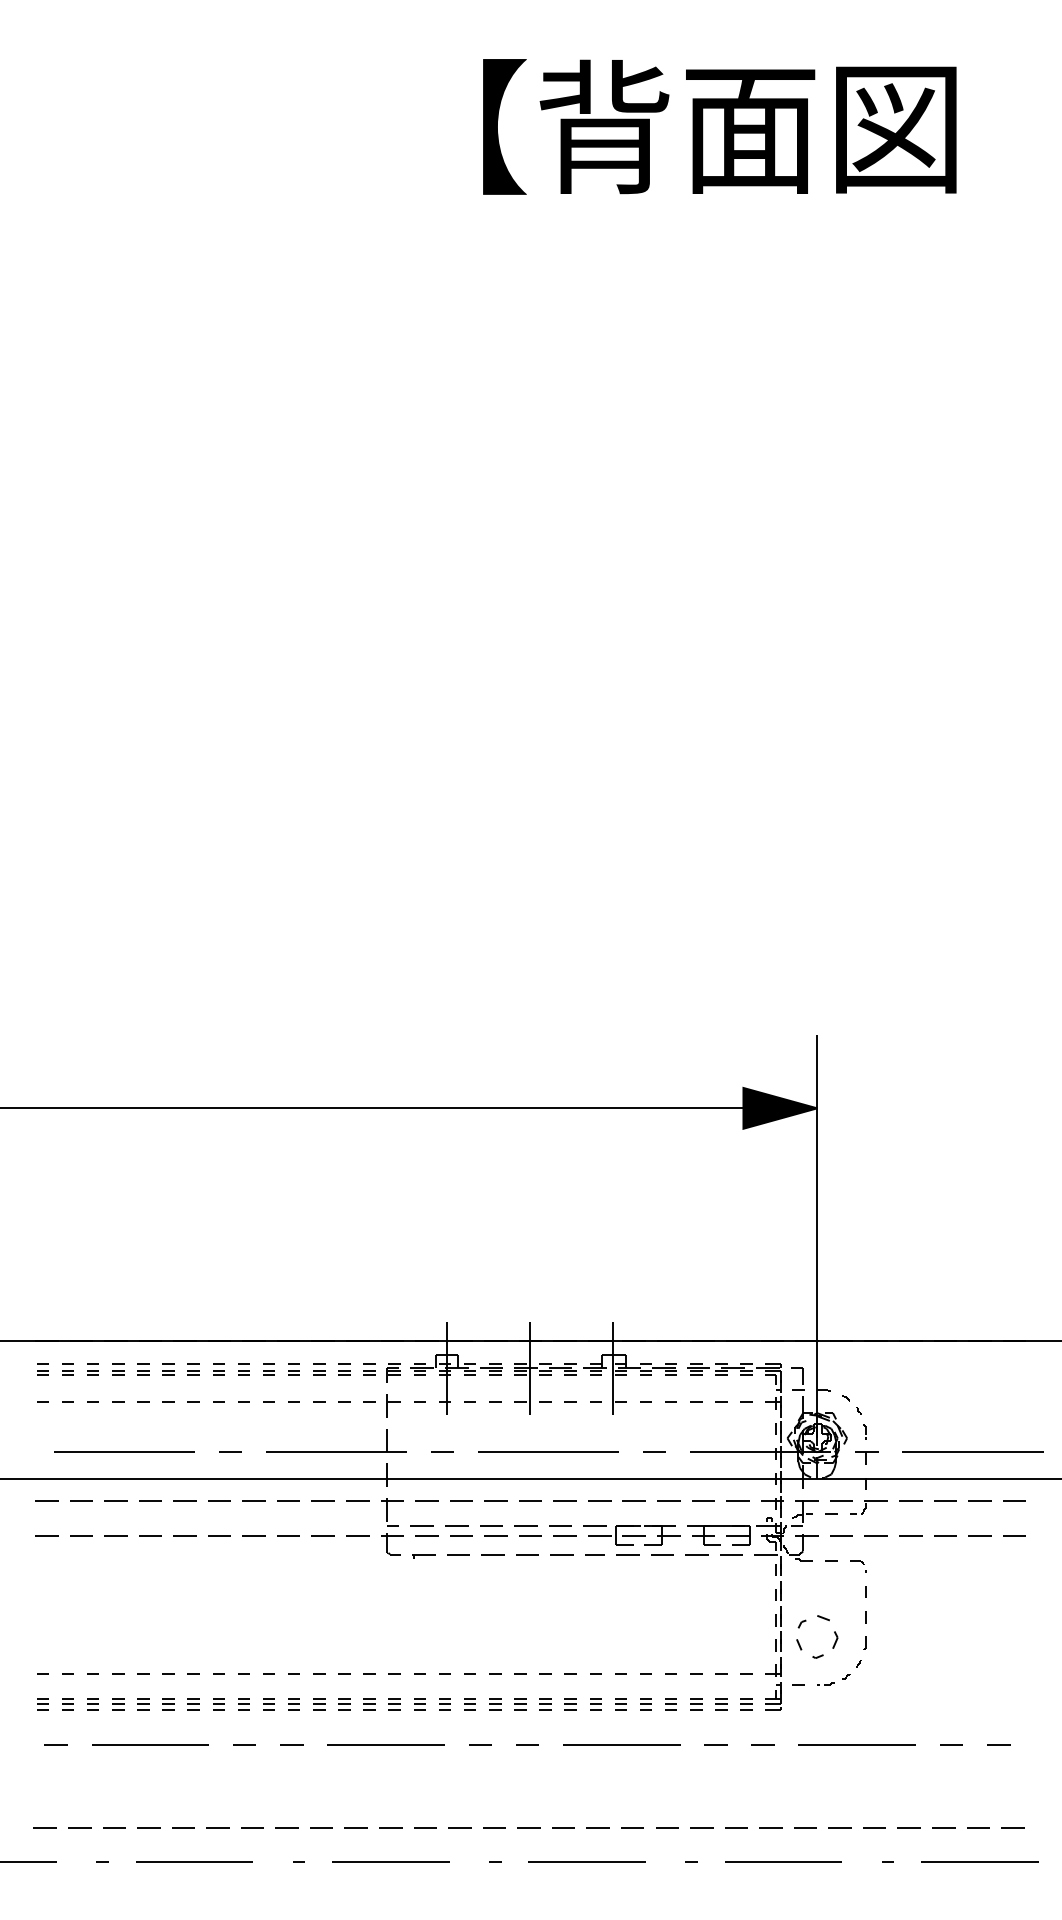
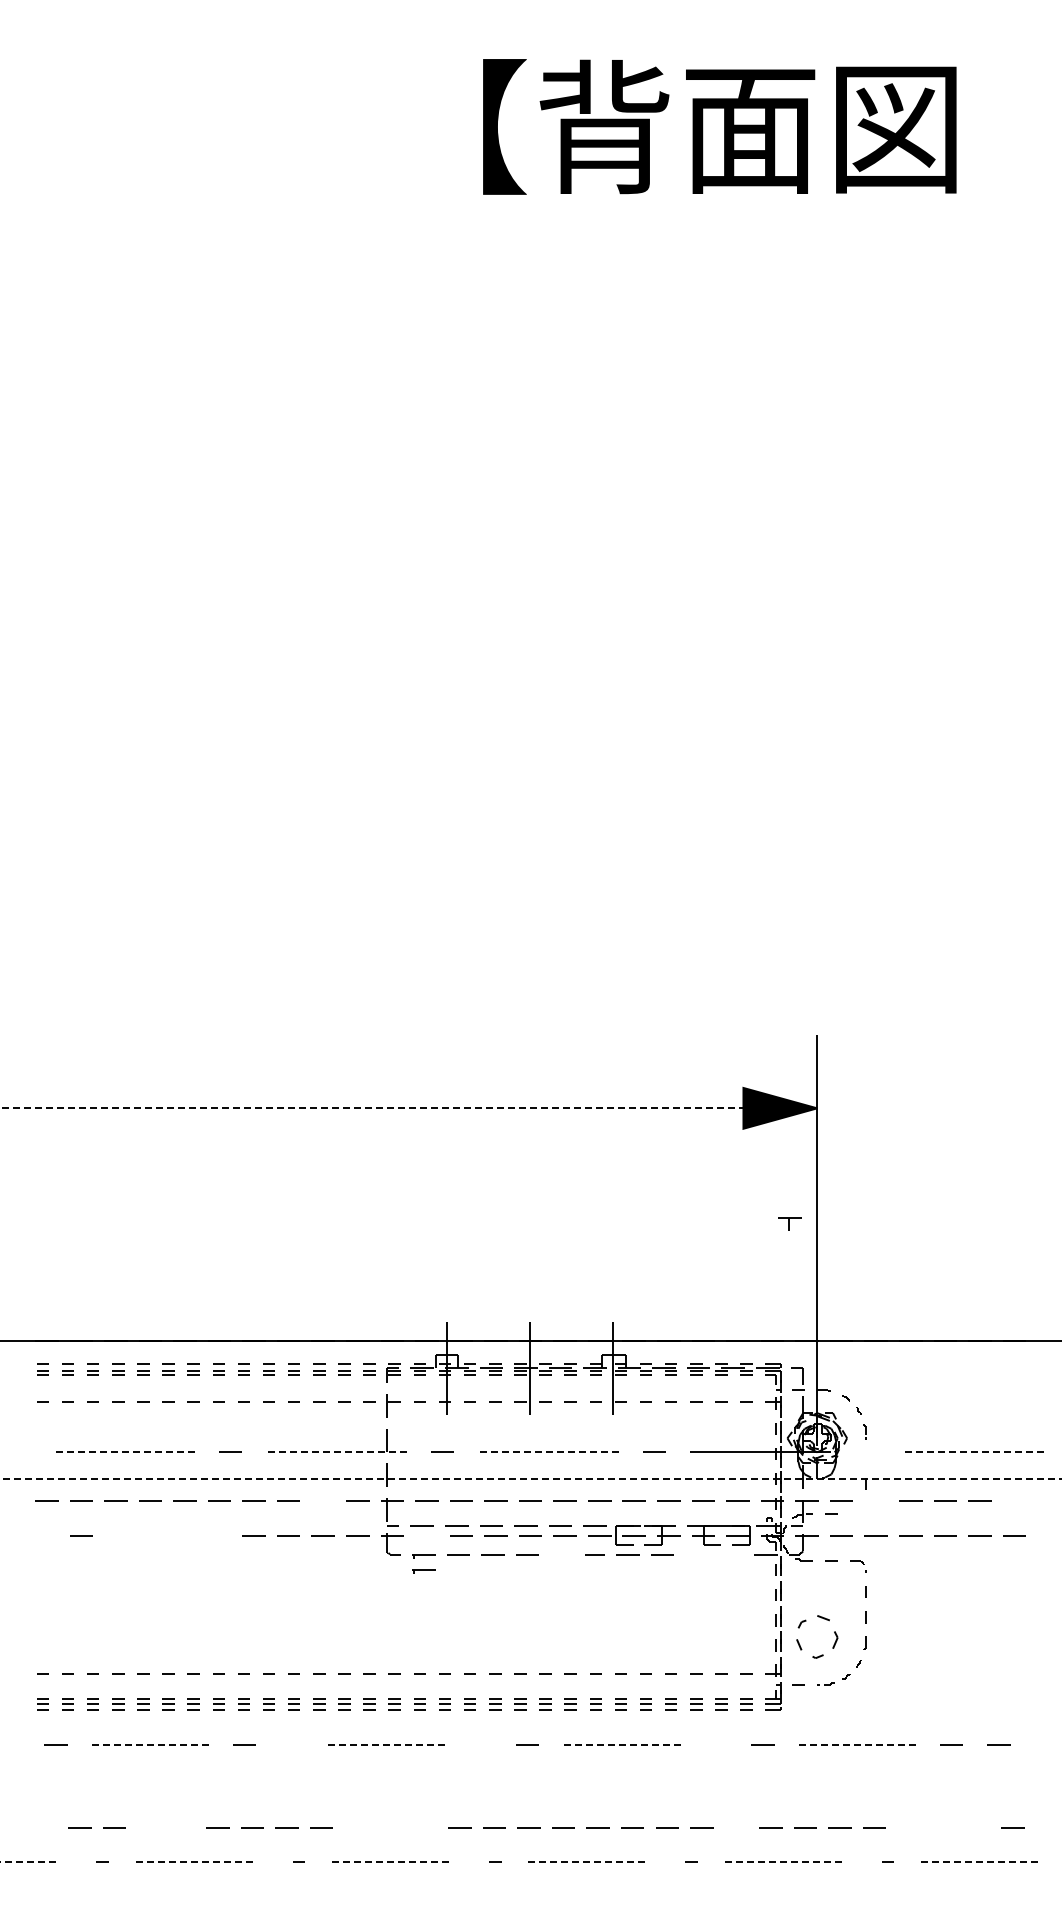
line: solid -> dashed (391, 1108)
line: solid -> dashed (124, 1452)
line: solid -> dashed (336, 1452)
line: solid -> dashed (548, 1452)
line: solid -> dashed (972, 1452)
part position: (866, 1457) -> (789, 1223) (789, 1223)
line: solid -> dashed (531, 1479)
line: present -> none (322, 1500)
line: present -> none (1014, 1500)
part: present -> none (868, 1507)
line: present -> none (46, 1535)
line: present -> none (115, 1535)
line: present -> none (150, 1535)
line: present -> none (184, 1535)
line: present -> none (219, 1535)
line: present -> none (426, 1535)
line: present -> none (561, 1554)
line: present -> none (696, 1554)
line: present -> none (731, 1554)
part: none -> present (423, 1571)
line: solid -> dashed (150, 1744)
line: present -> none (291, 1744)
line: solid -> dashed (386, 1744)
line: present -> none (480, 1744)
line: solid -> dashed (621, 1744)
line: present -> none (715, 1744)
line: solid -> dashed (857, 1744)
line: present -> none (44, 1827)
line: present -> none (148, 1827)
line: present -> none (183, 1827)
line: present -> none (355, 1827)
line: present -> none (390, 1827)
line: present -> none (425, 1827)
line: present -> none (736, 1827)
line: present -> none (908, 1827)
line: present -> none (943, 1827)
line: present -> none (978, 1827)
line: solid -> dashed (28, 1862)
line: solid -> dashed (194, 1862)
line: solid -> dashed (390, 1862)
line: solid -> dashed (587, 1862)
line: solid -> dashed (783, 1862)
line: solid -> dashed (979, 1862)
